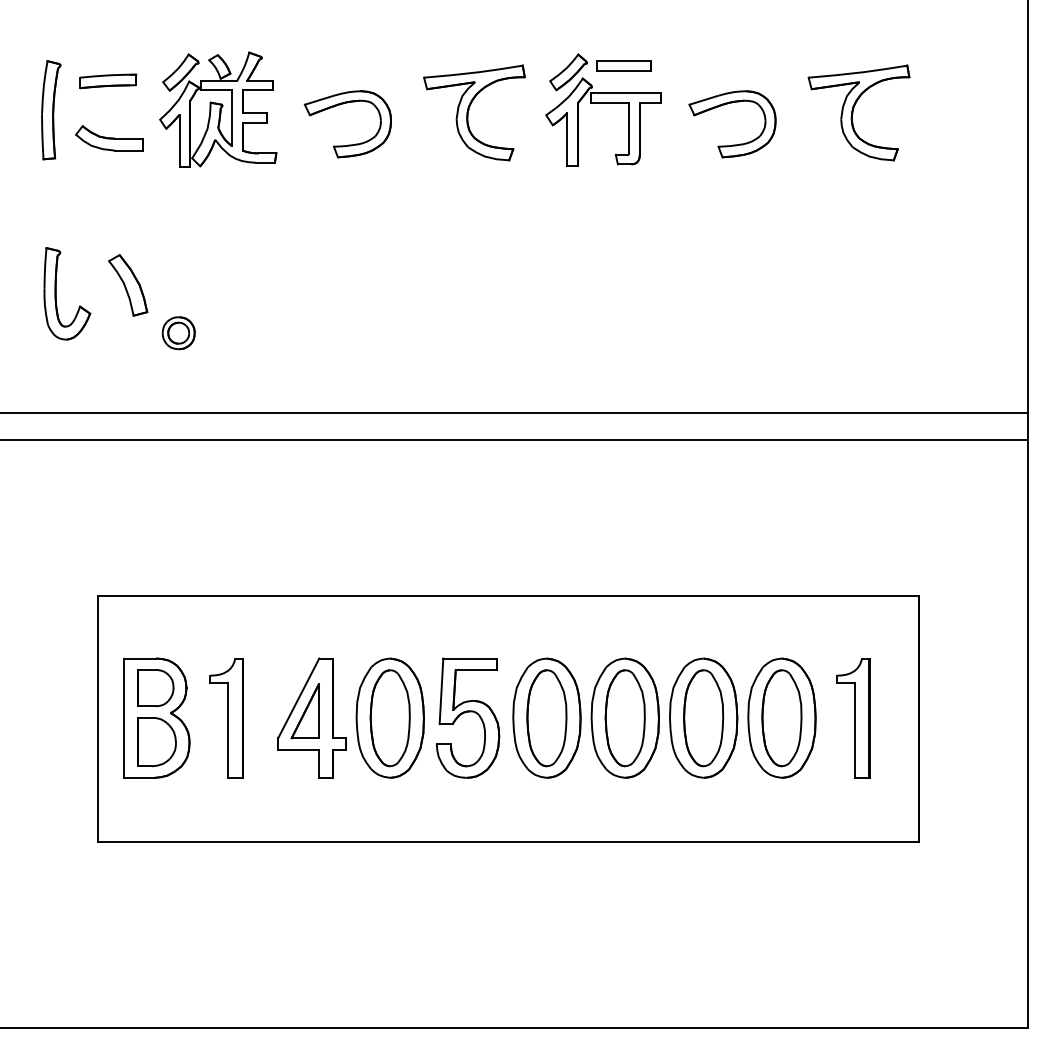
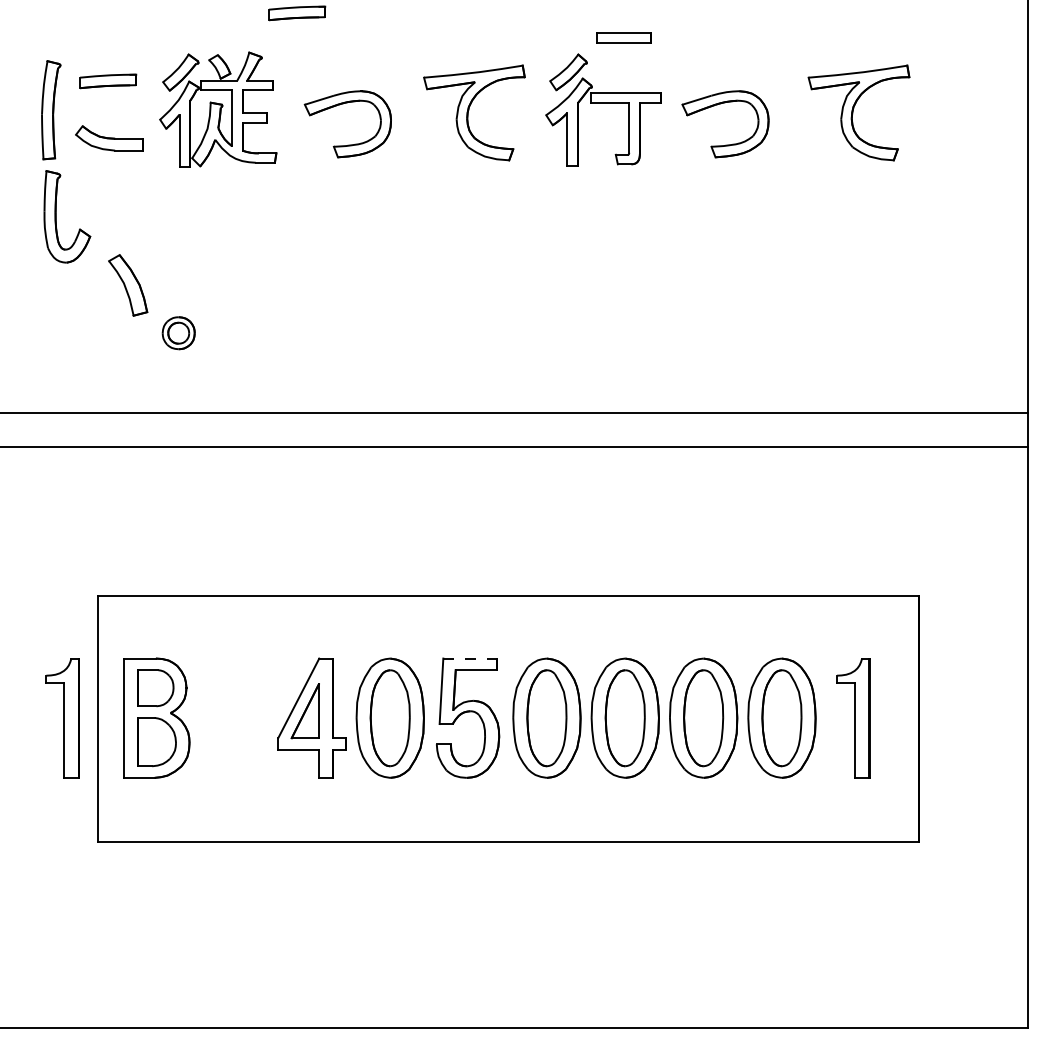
part: none -> present (297, 13)
part position: (623, 65) -> (623, 37) (623, 37)
part position: (732, 144) -> (725, 144) (725, 144)
part position: (56, 293) -> (56, 216) (56, 216)
line position: (515, 439) -> (515, 446) (515, 446)
line: solid -> dashed (470, 658)
part position: (226, 718) -> (62, 718) (62, 718)
